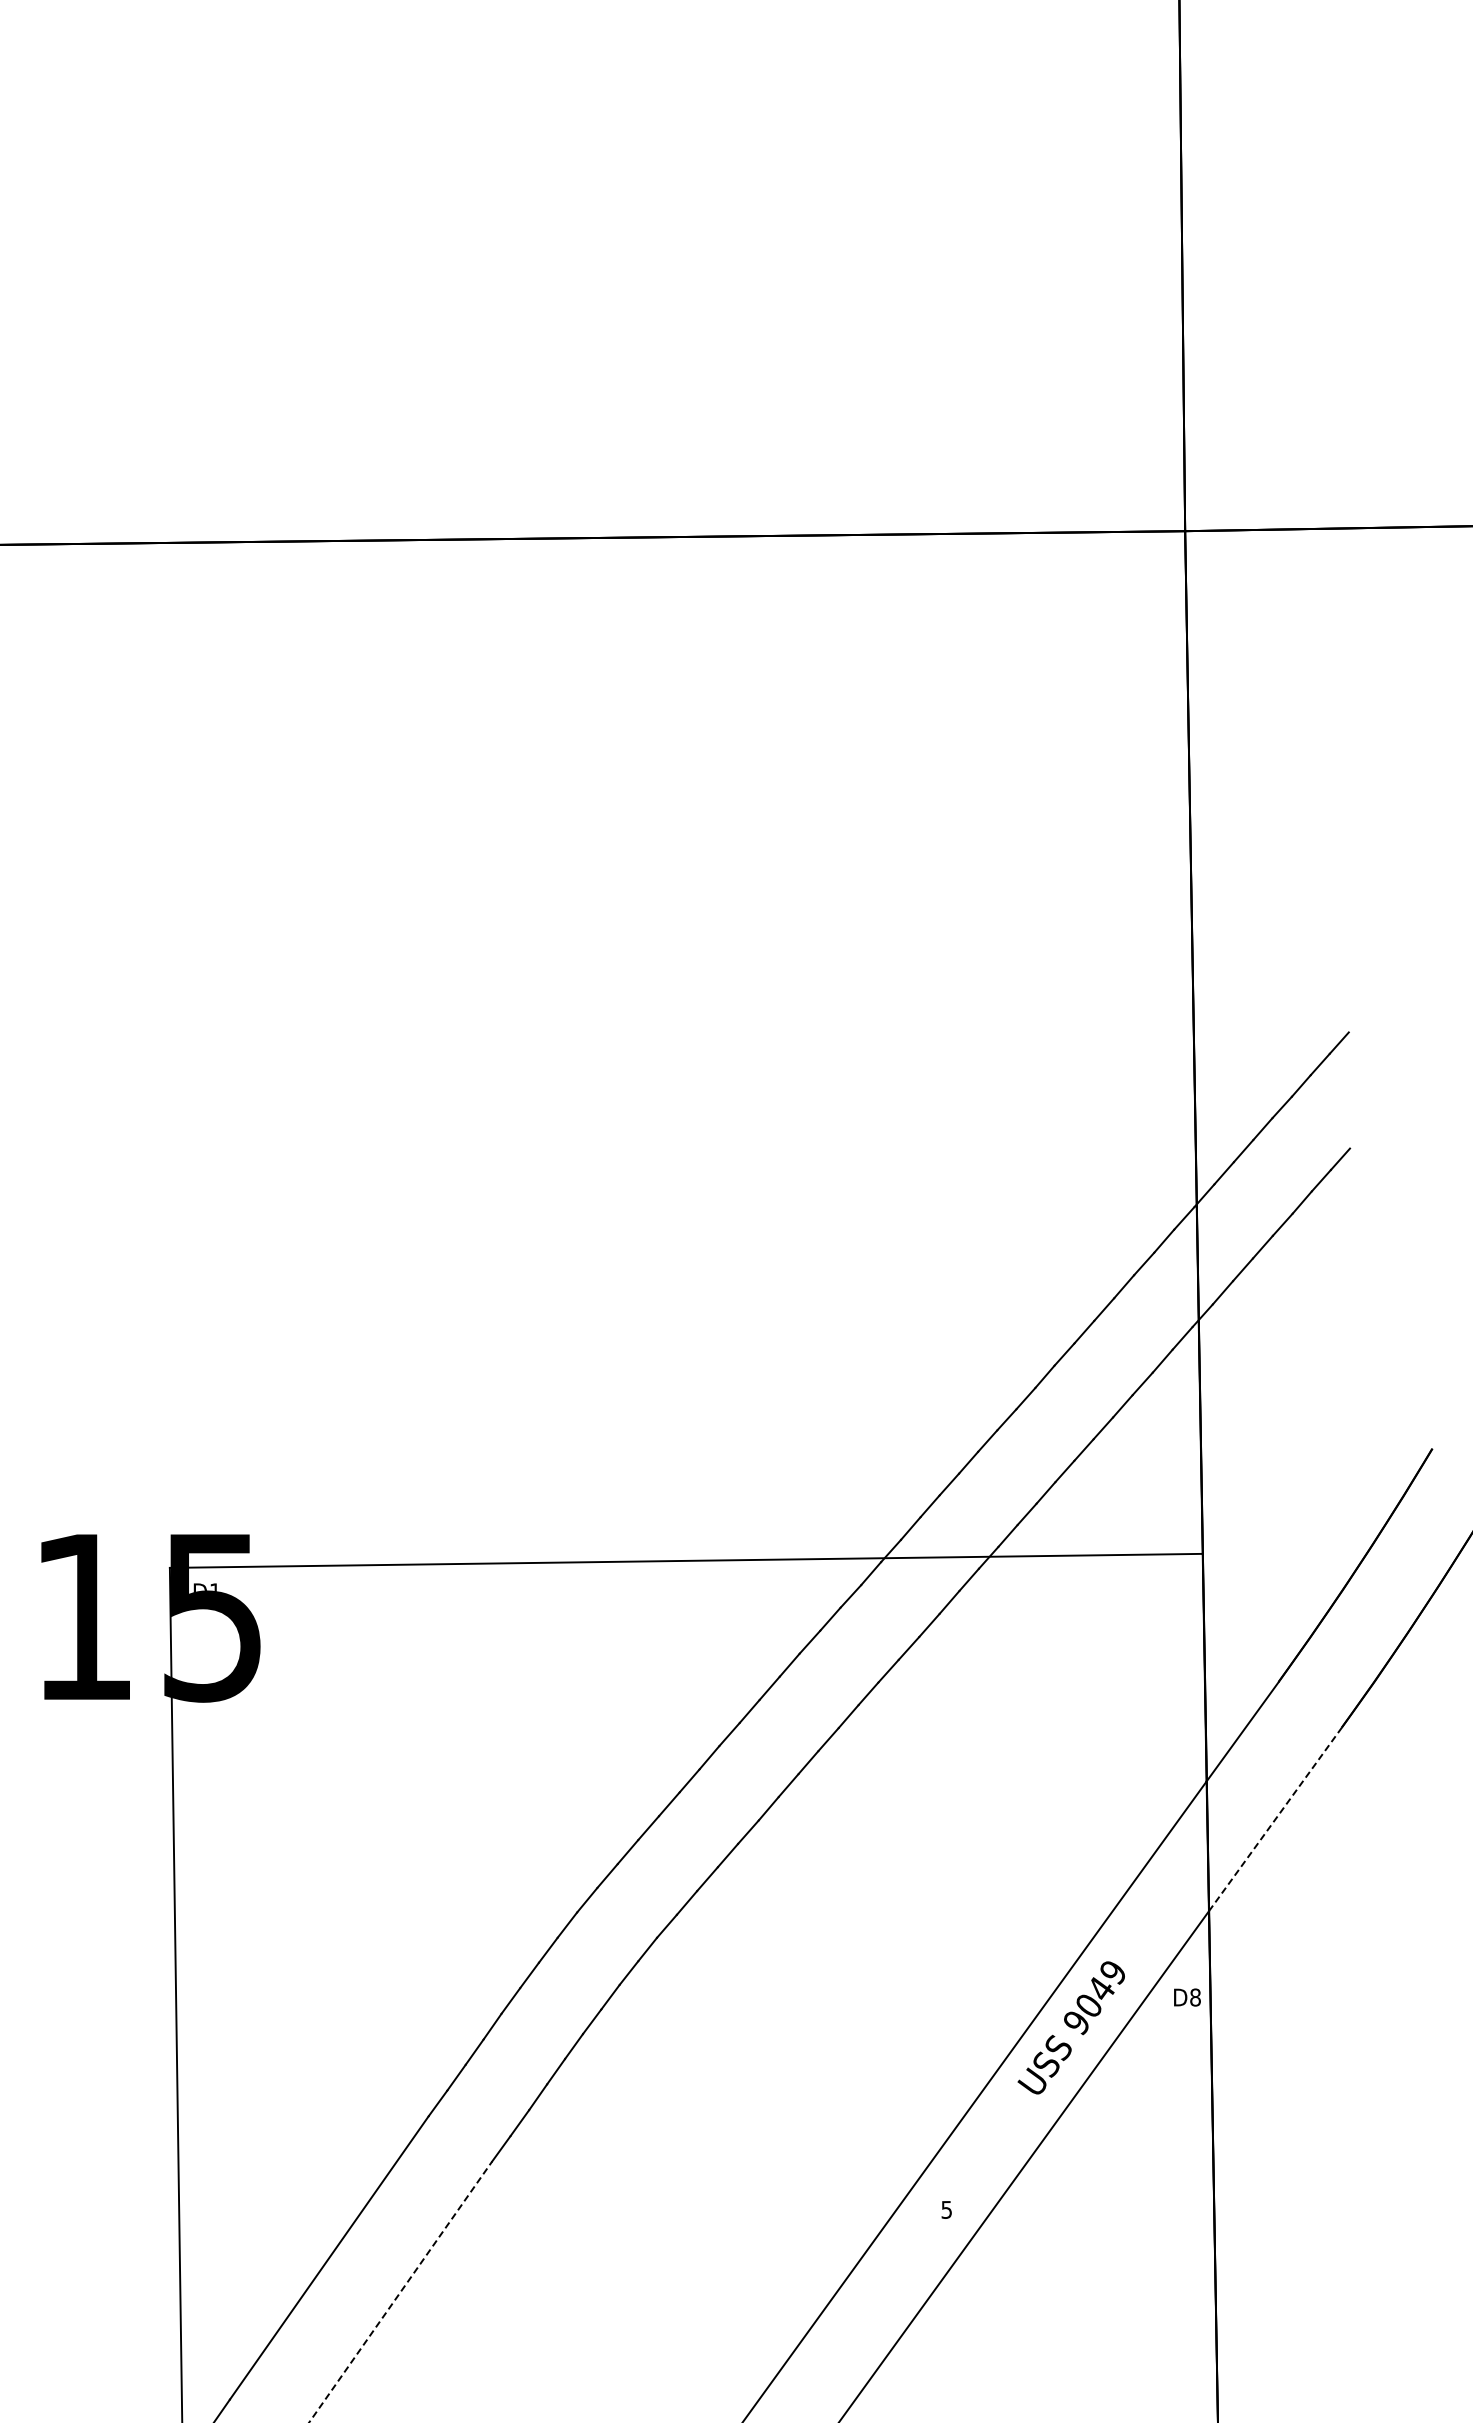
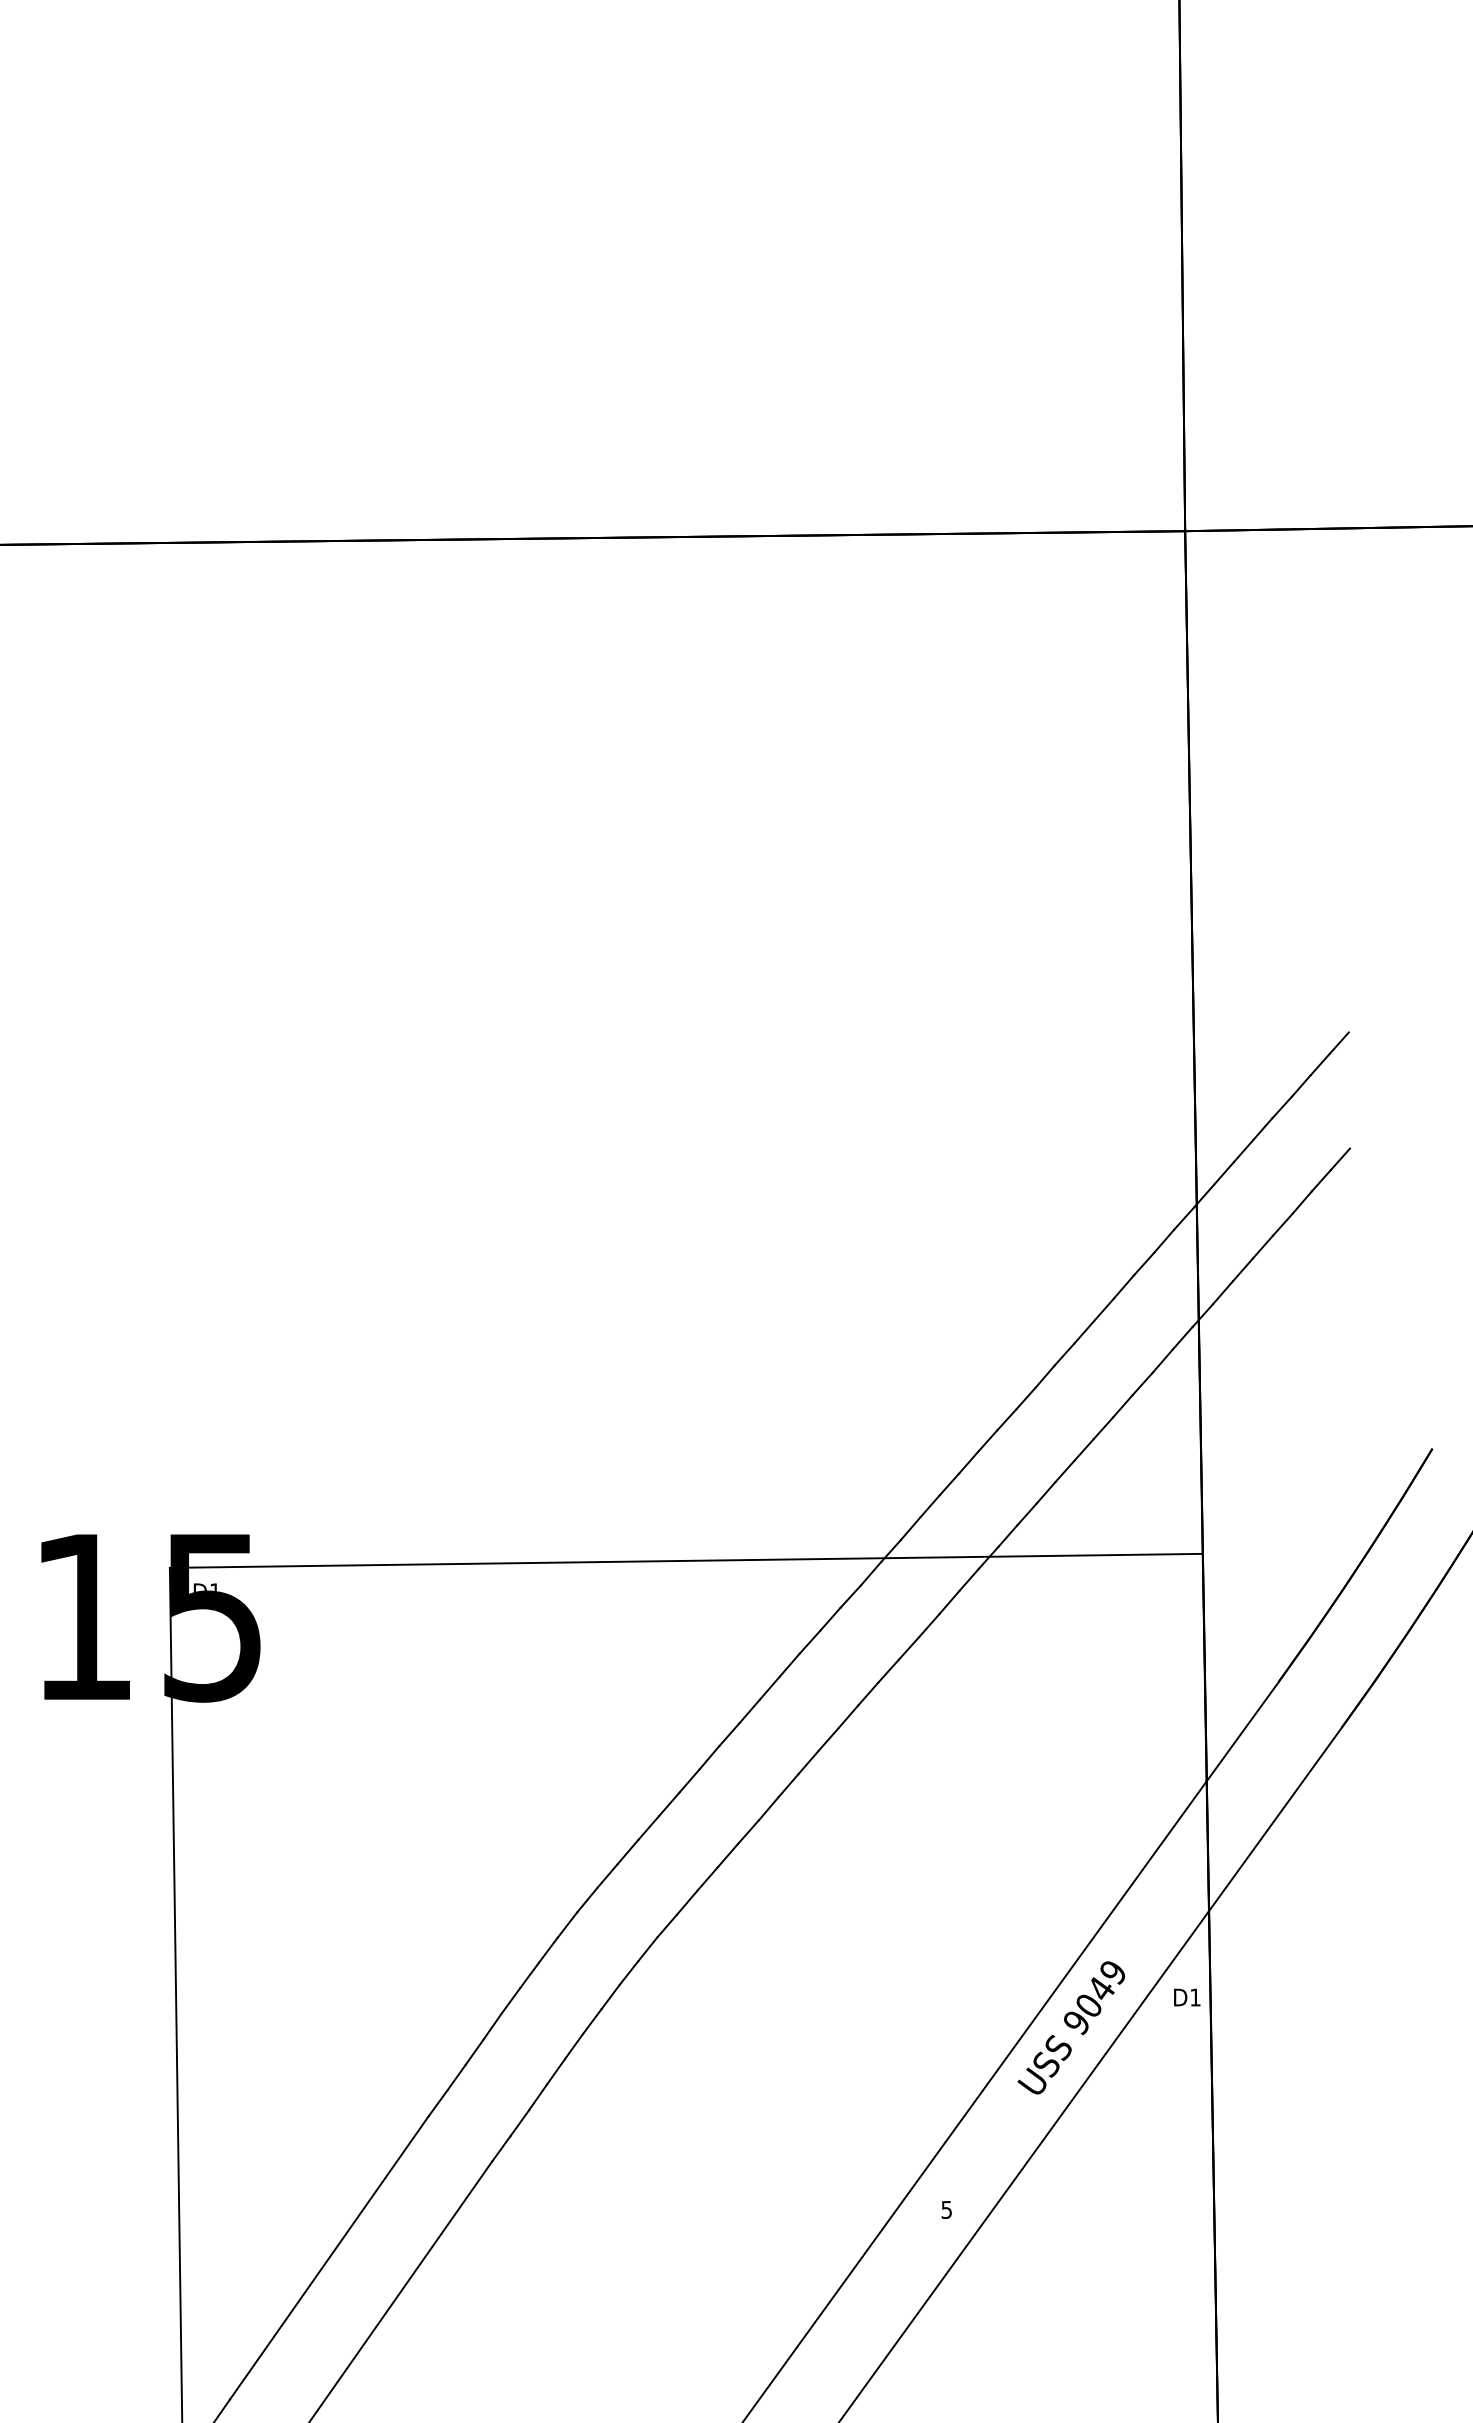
line: dashed -> solid (1275, 1819)
text: D8 -> D1 (1195, 1997)
line: dashed -> solid (401, 2291)
